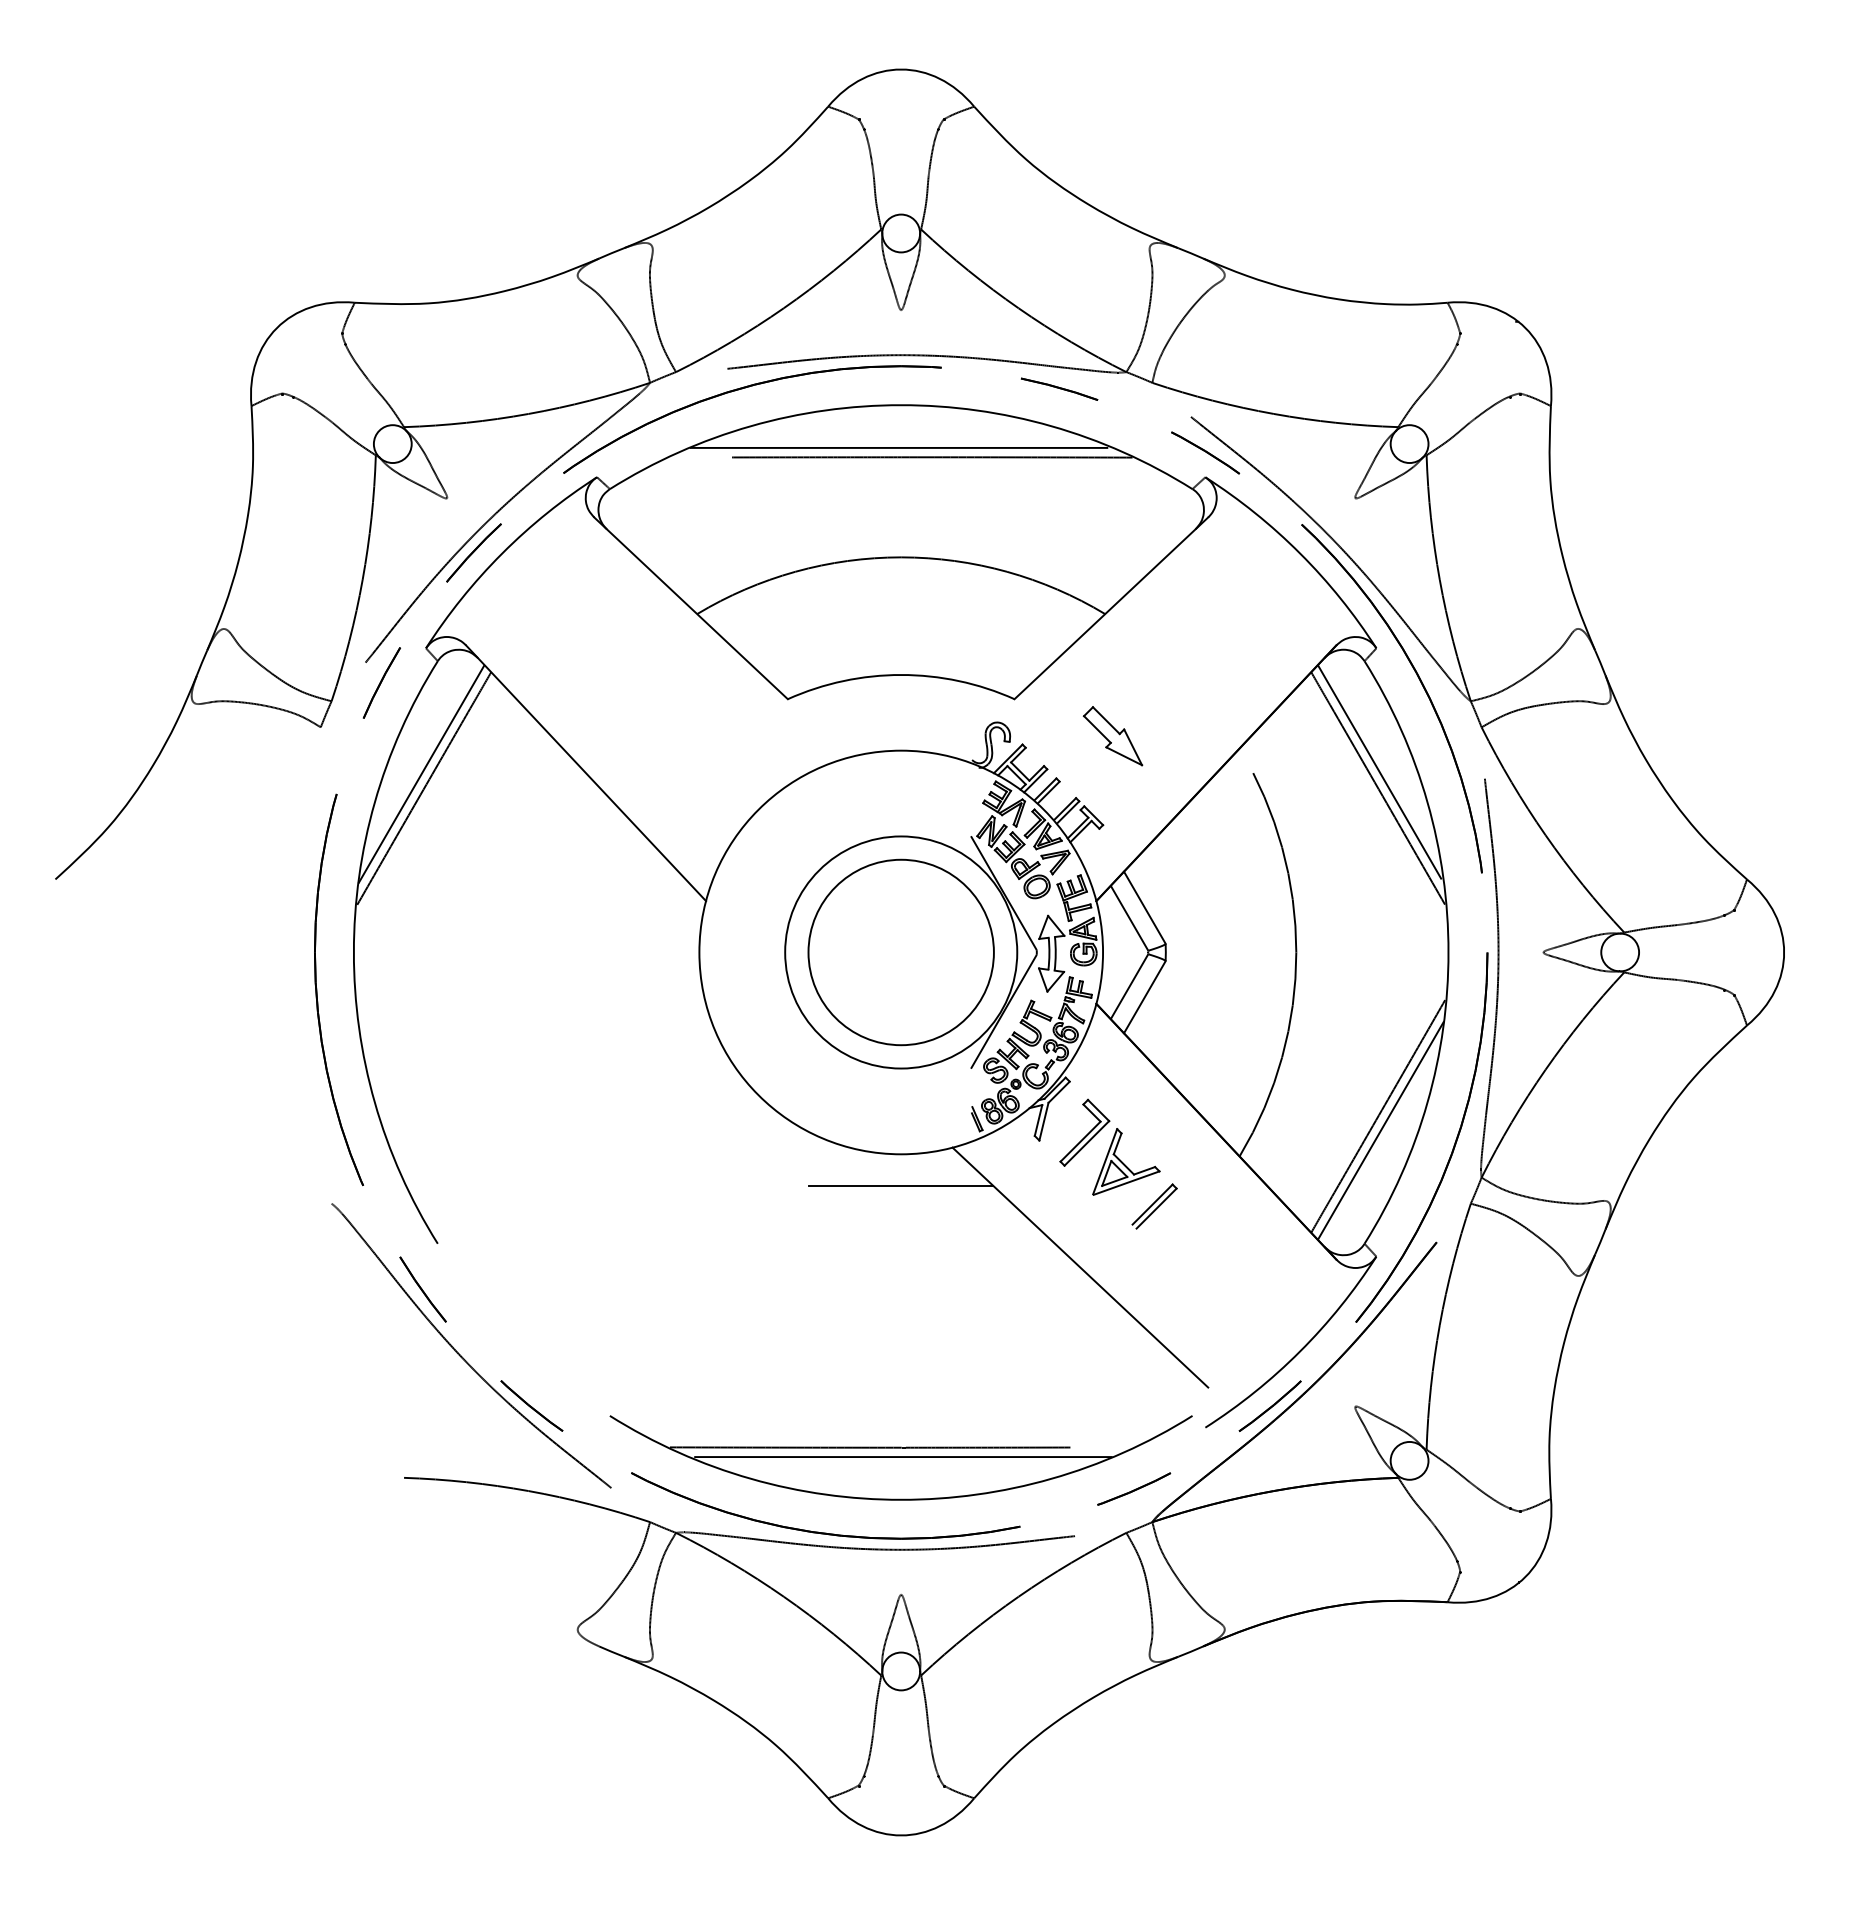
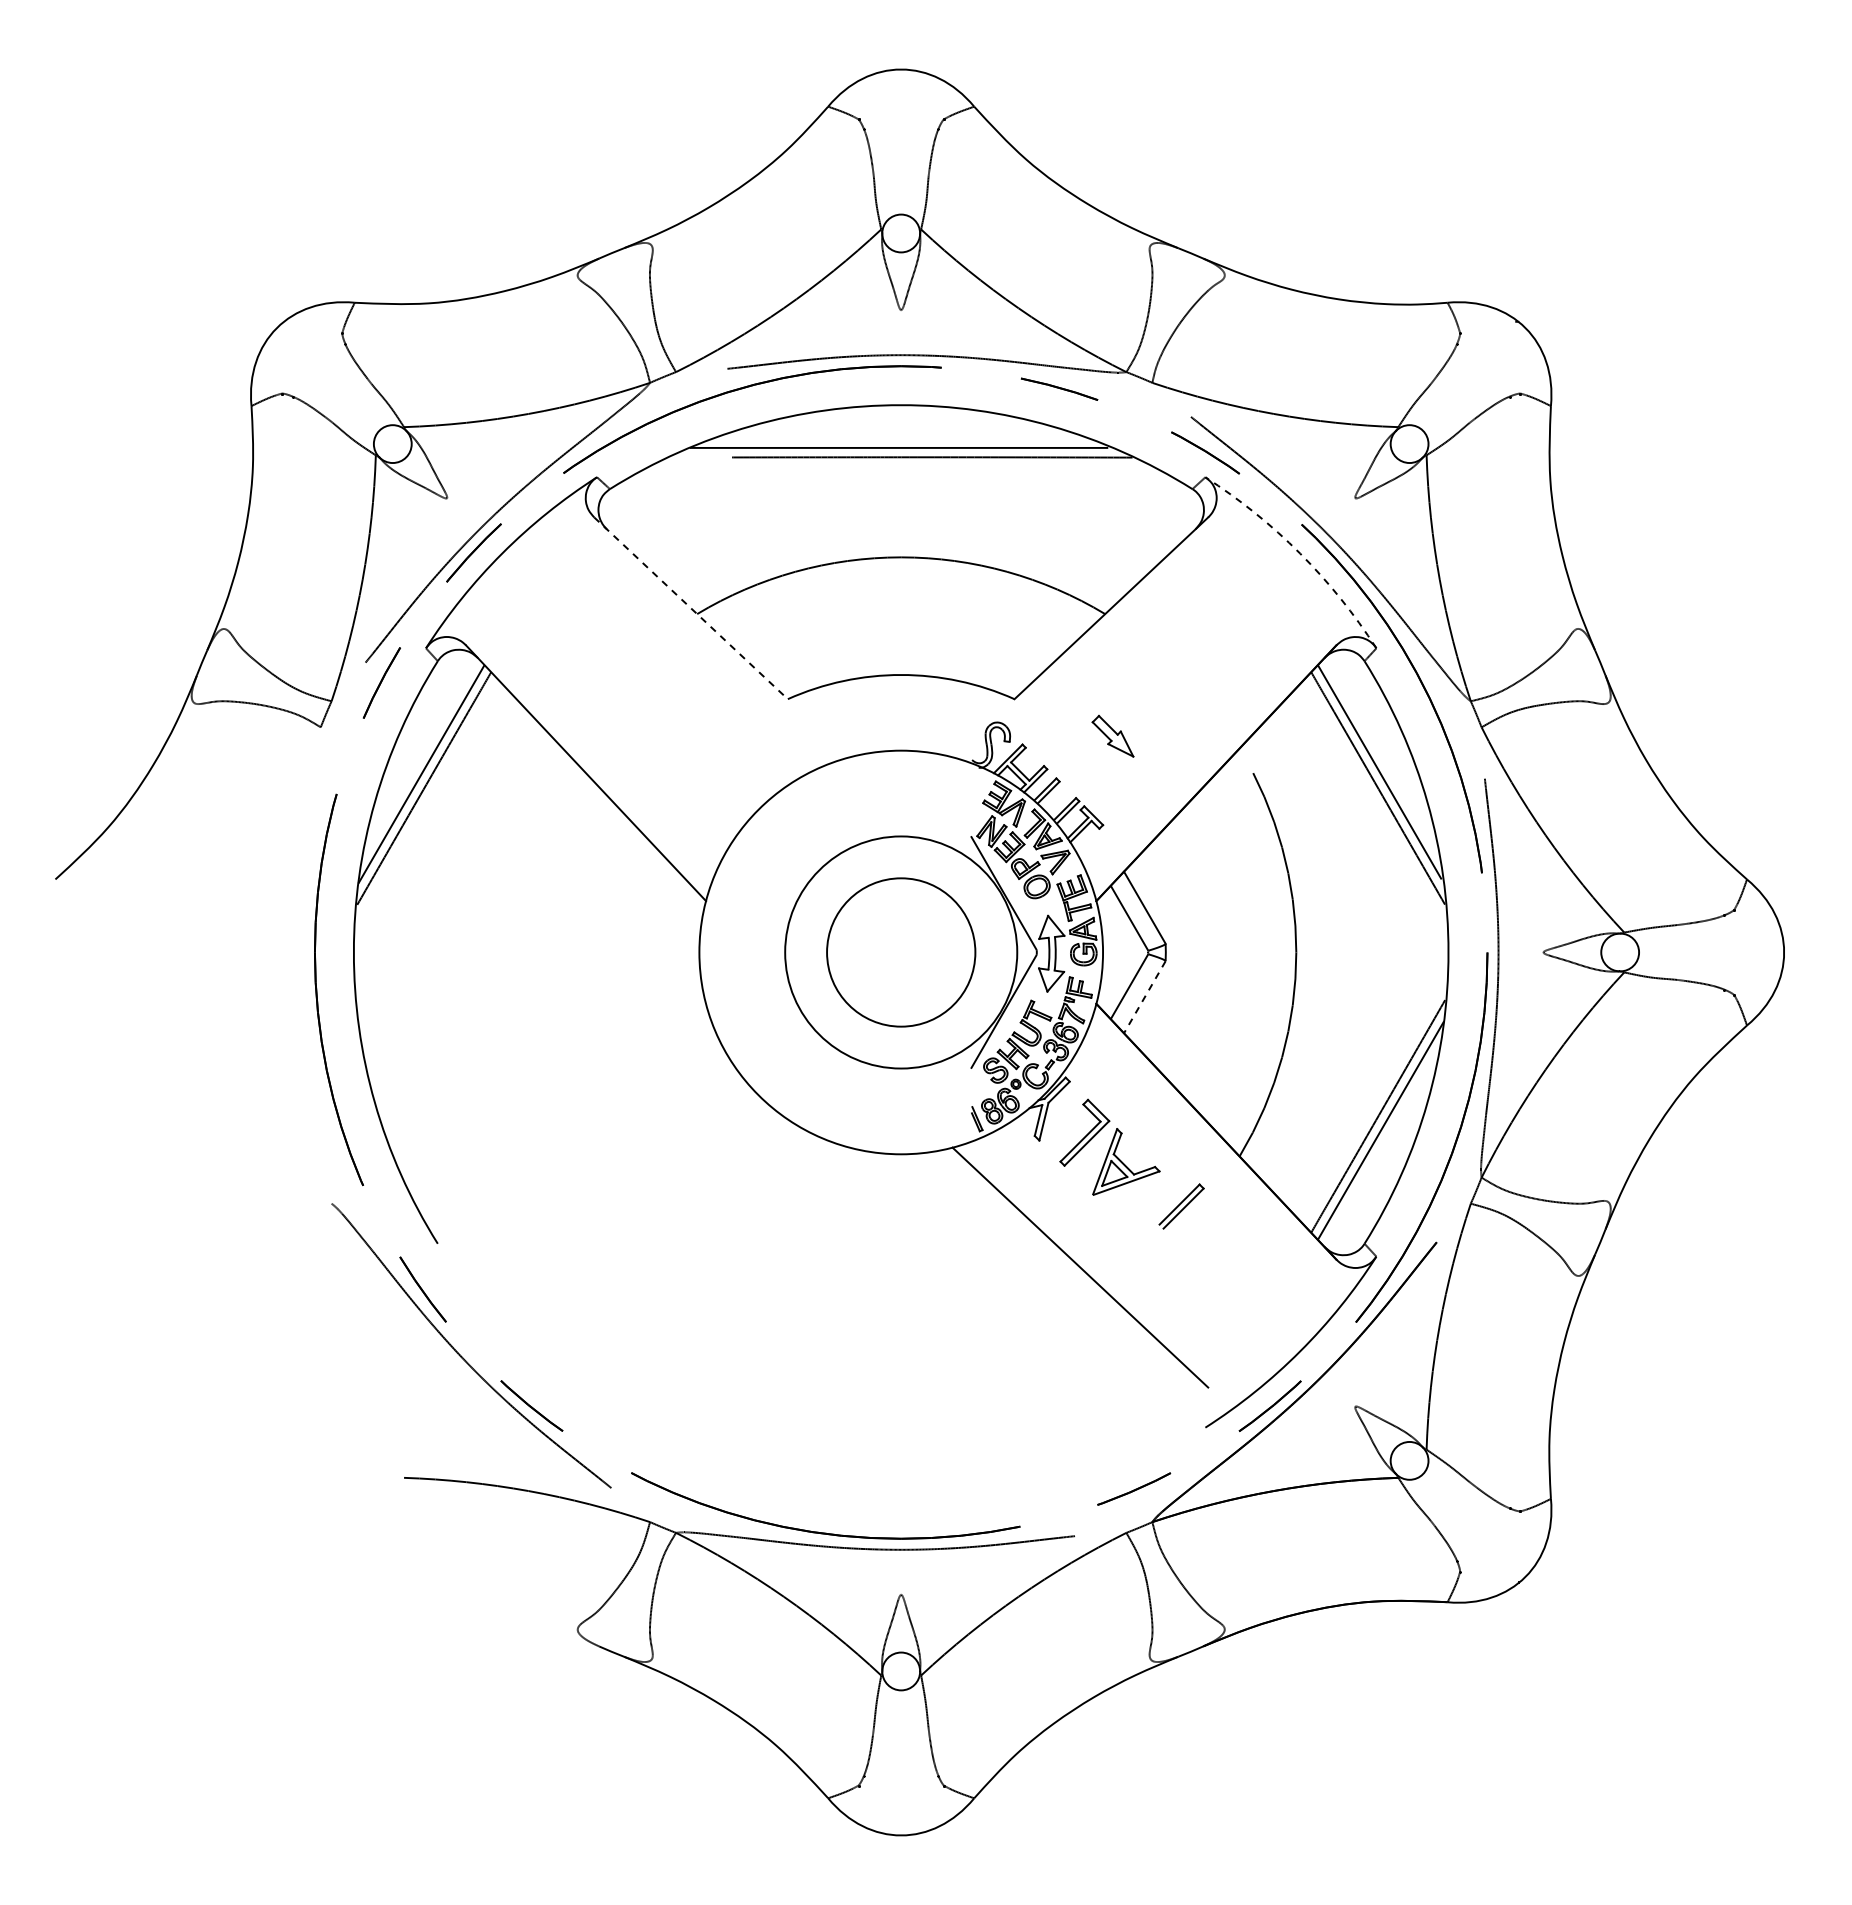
arc: solid -> dashed (1300, 553)
line: solid -> dashed (691, 608)
part size: 62x61 px -> 44x44 px (1112, 735)
circle diameter: 185 px -> 148 px (901, 952)
line: solid -> dashed (1144, 997)
line: present -> none (901, 1185)
part position: (1154, 1206) -> (1181, 1206) (1181, 1206)
part: present -> none (900, 1457)
